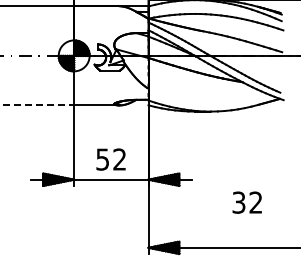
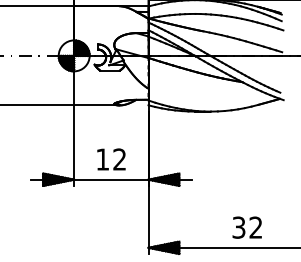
line: dashed -> solid (37, 105)
text: 52 -> 12 (102, 159)
text position: (246, 202) -> (246, 227) (246, 227)
